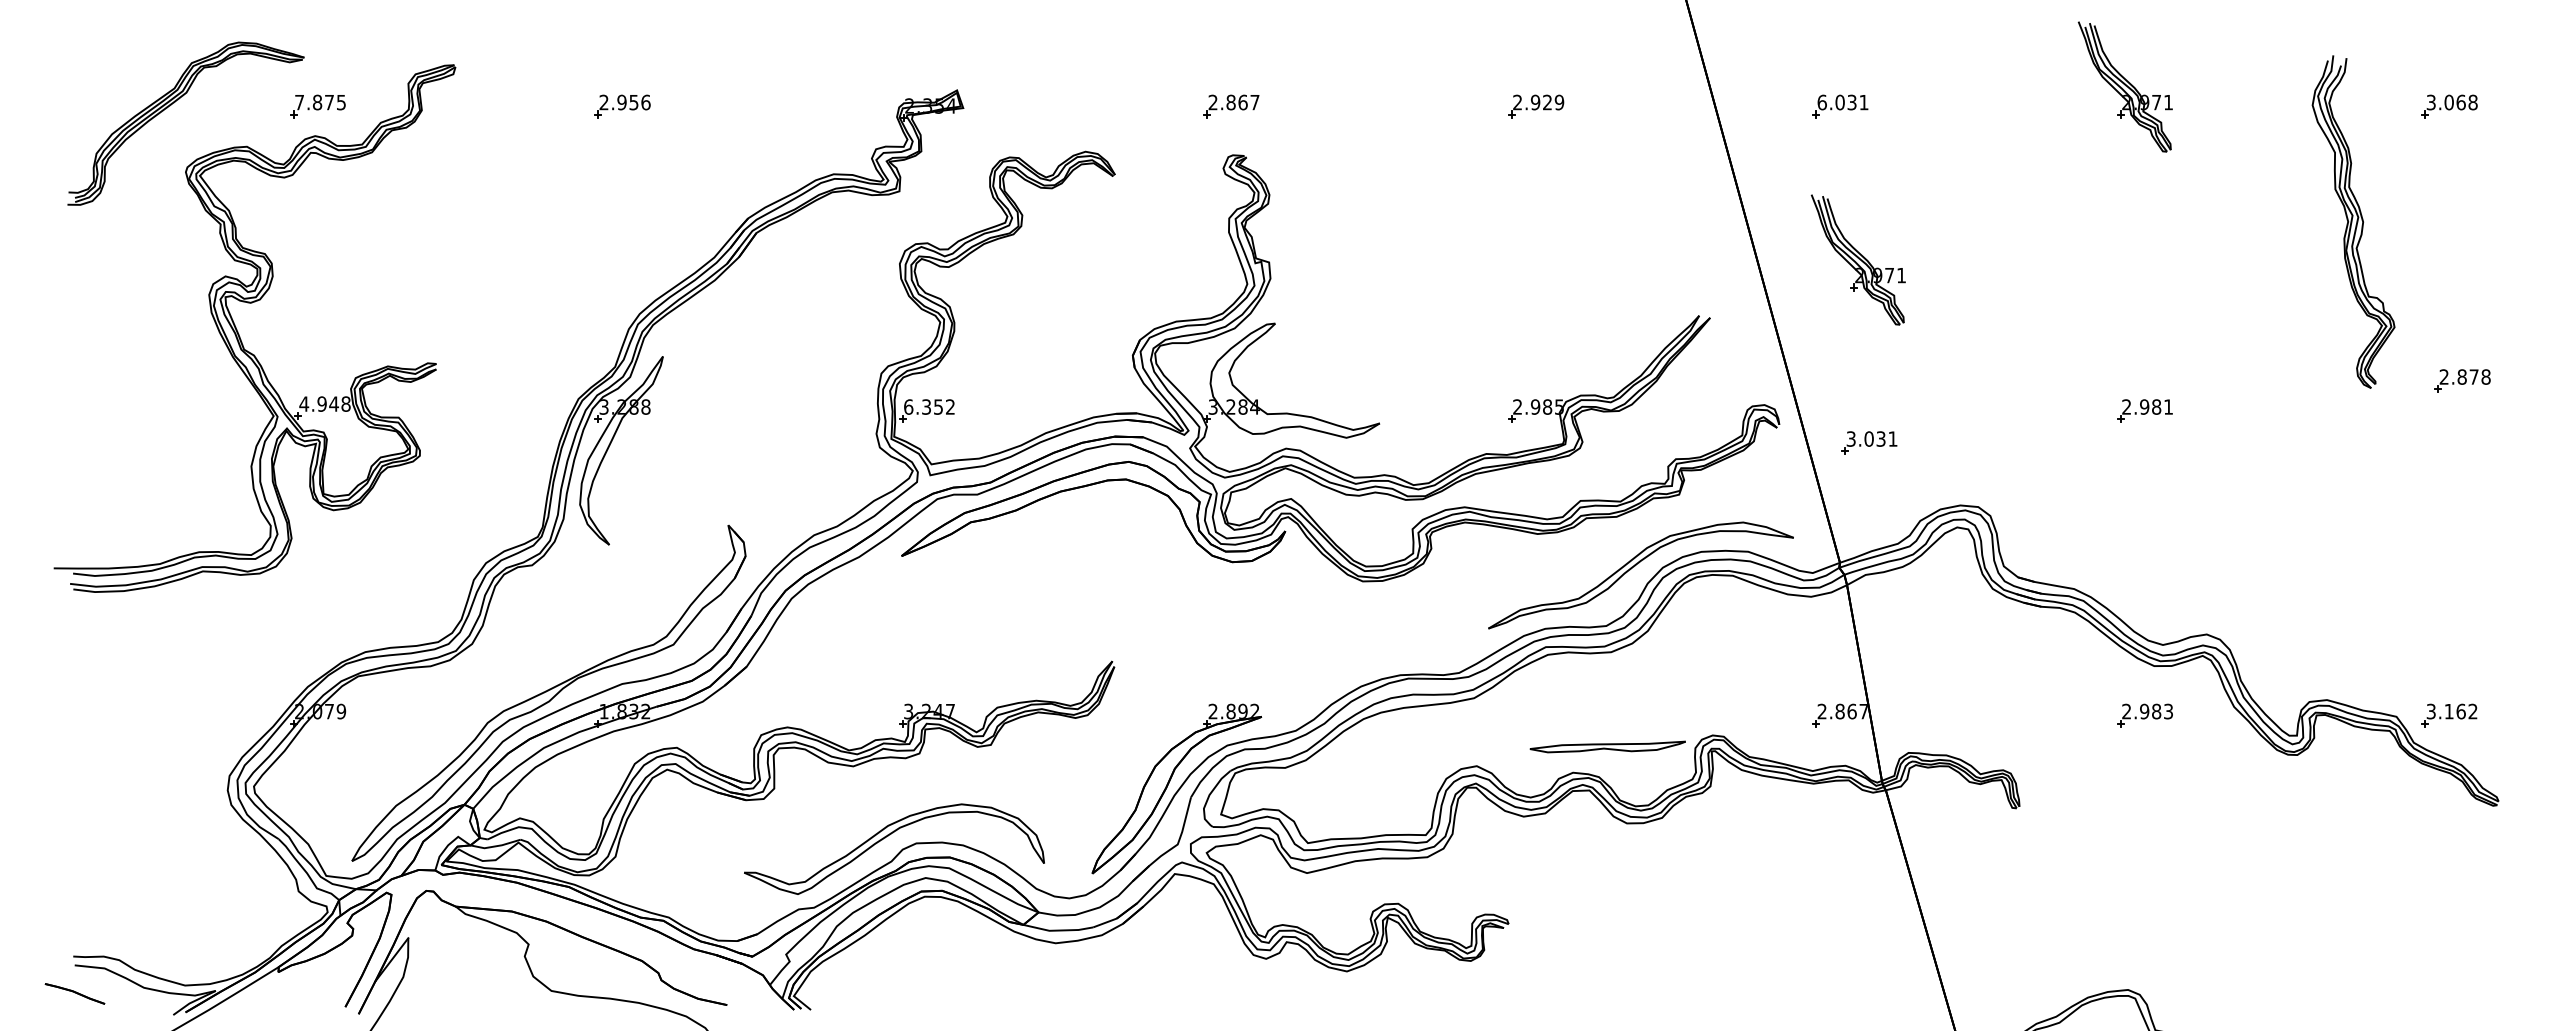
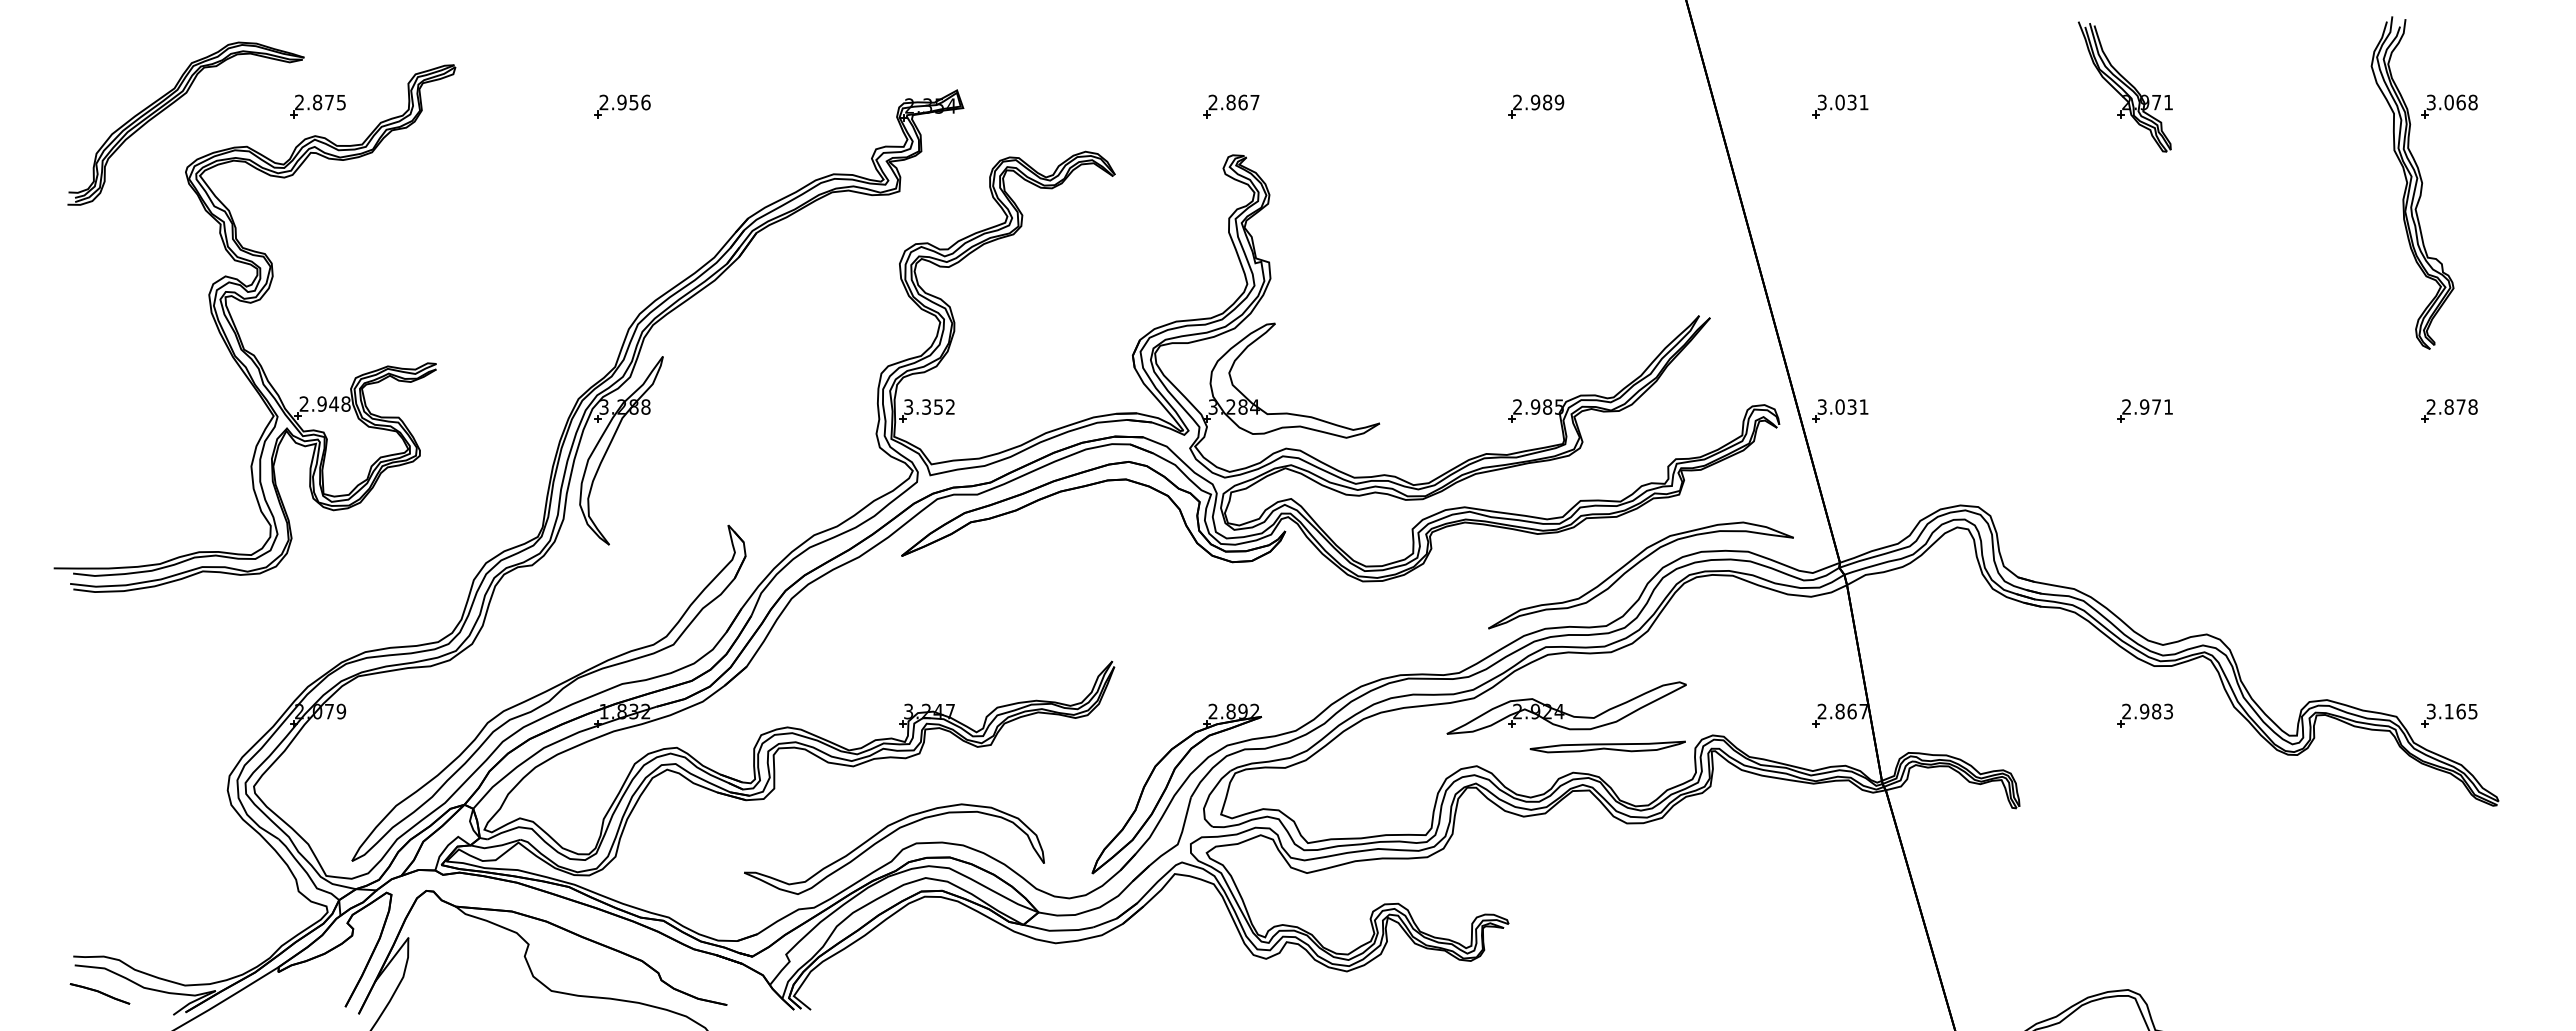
text: 7.875 -> 2.875 (299, 102)
text: 2.929 -> 2.989 (1547, 102)
text: 6.031 -> 3.031 (1821, 102)
part position: (2353, 221) -> (2412, 182) (2412, 182)
part: present -> none (1857, 259)
part position: (2462, 380) -> (2449, 410) (2449, 410)
text: 4.948 -> 2.948 (304, 403)
text: 6.352 -> 3.352 (908, 406)
text: 2.981 -> 2.971 (2156, 406)
part position: (1869, 442) -> (1840, 410) (1840, 410)
part: none -> present (1566, 707)
text: 3.162 -> 3.165 (2472, 711)
part position: (74, 993) -> (99, 993) (99, 993)
